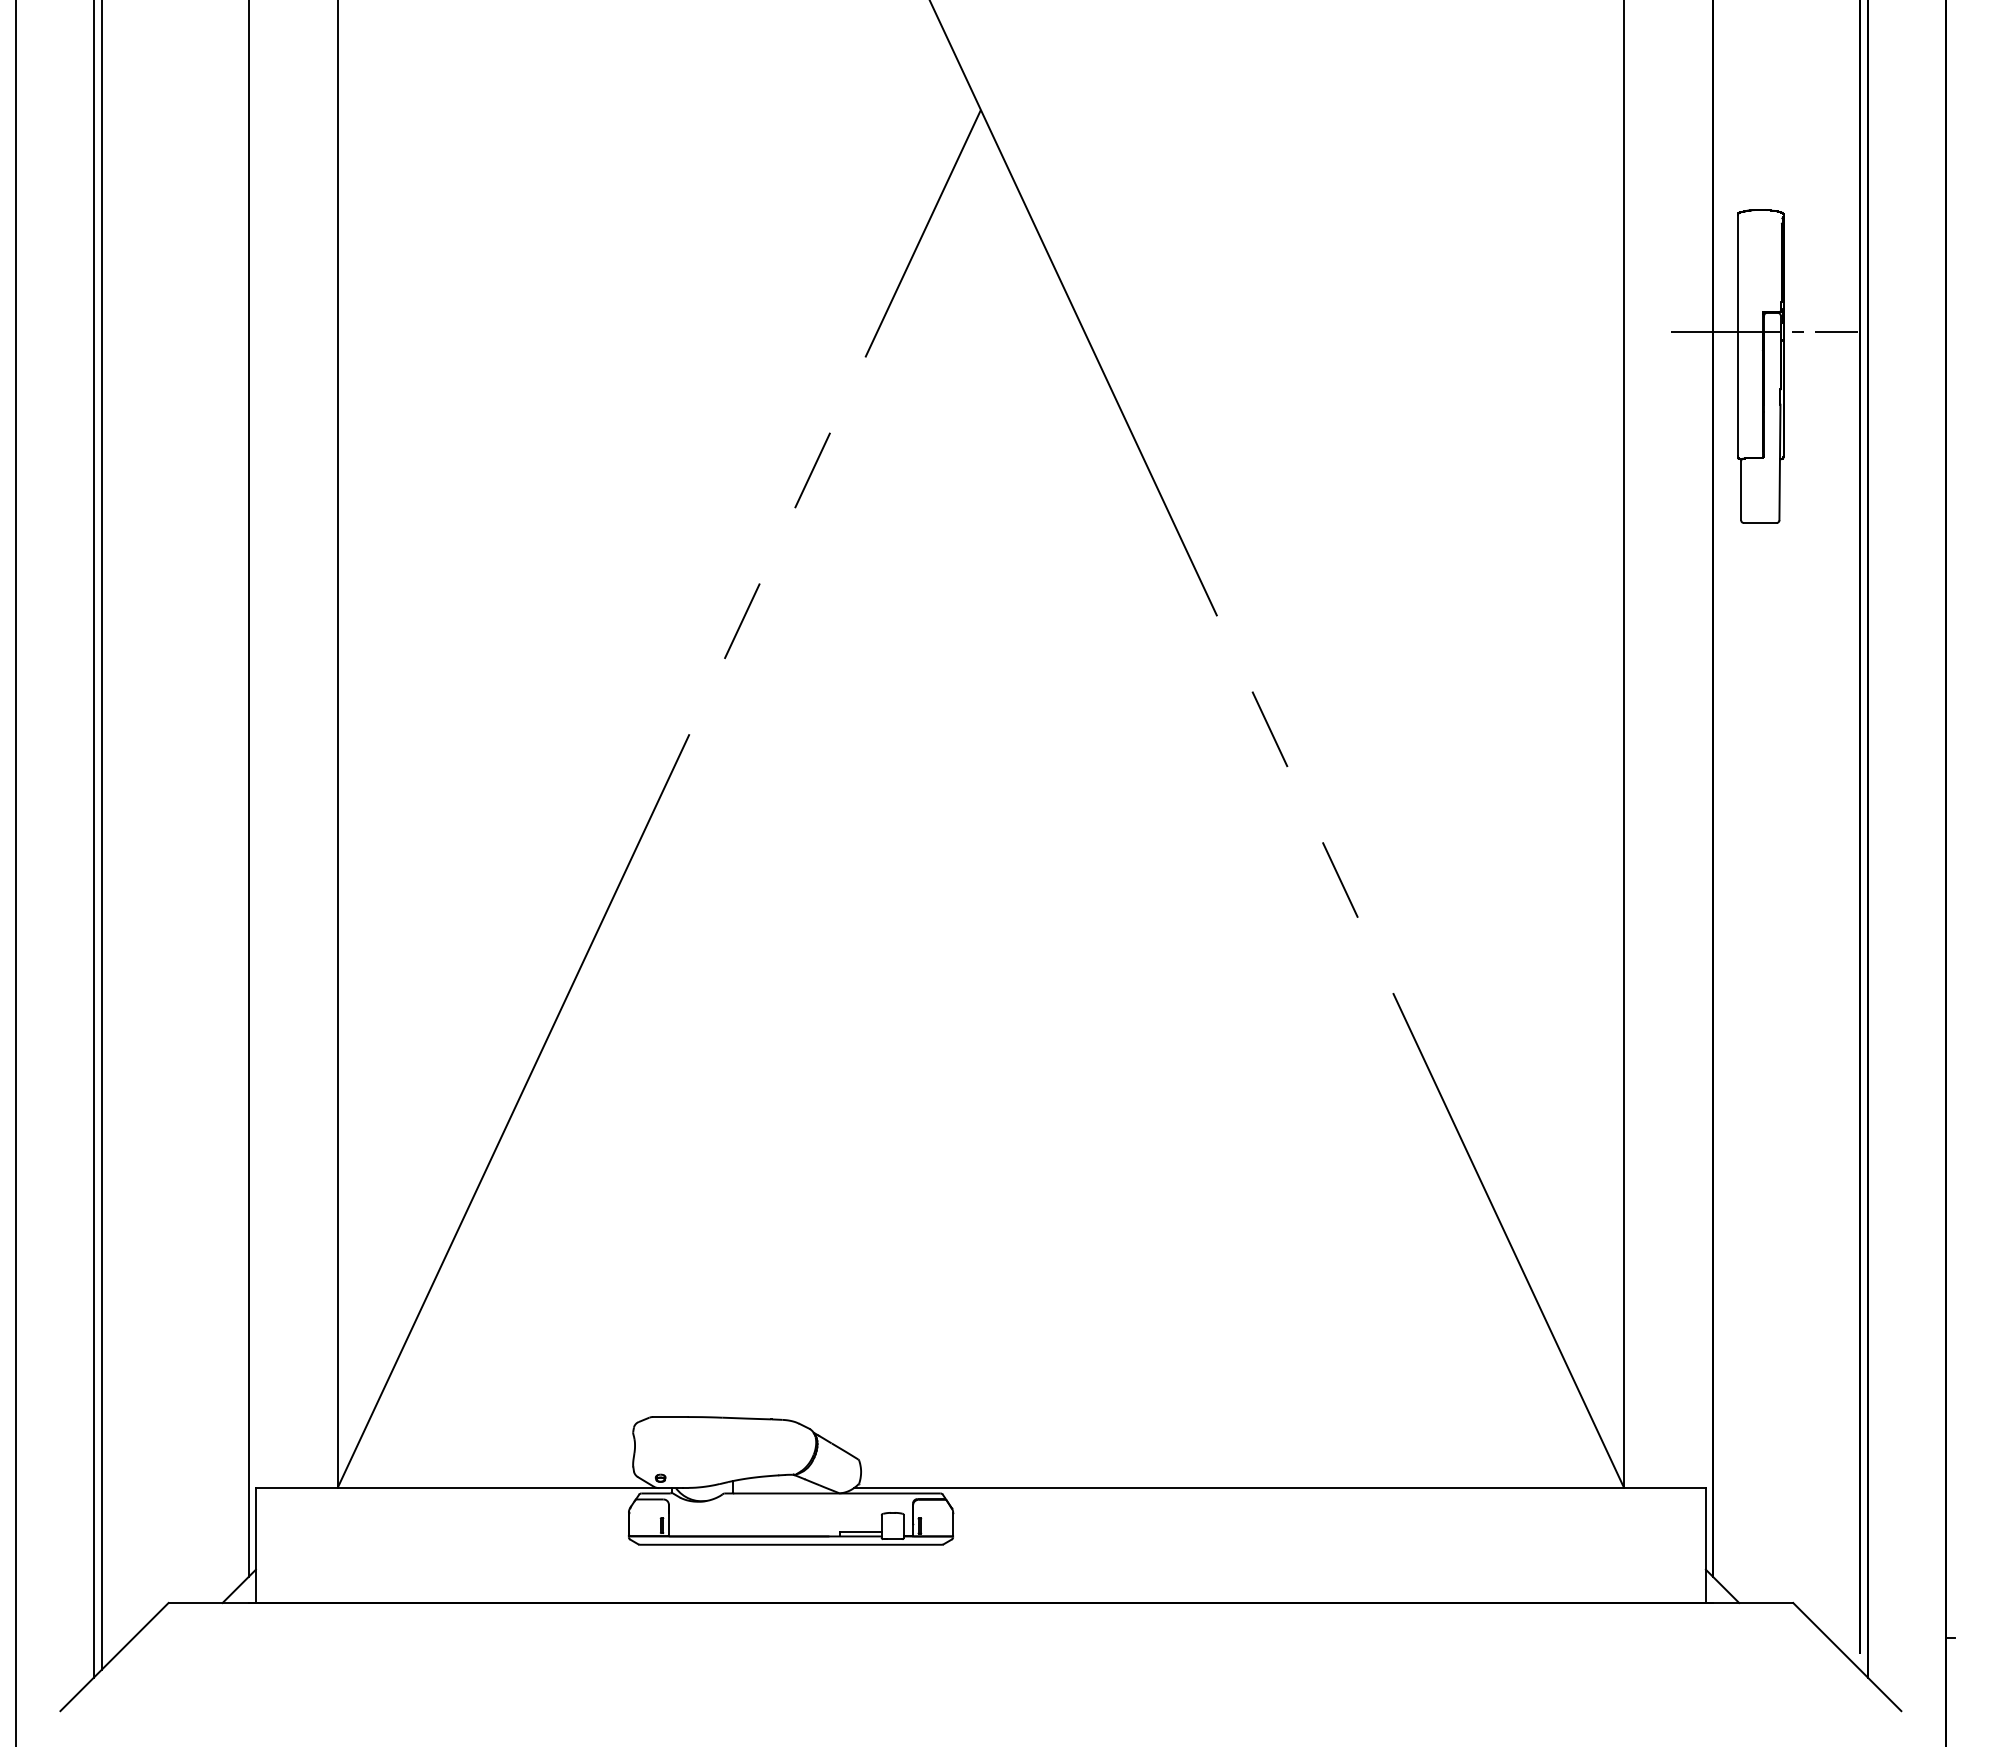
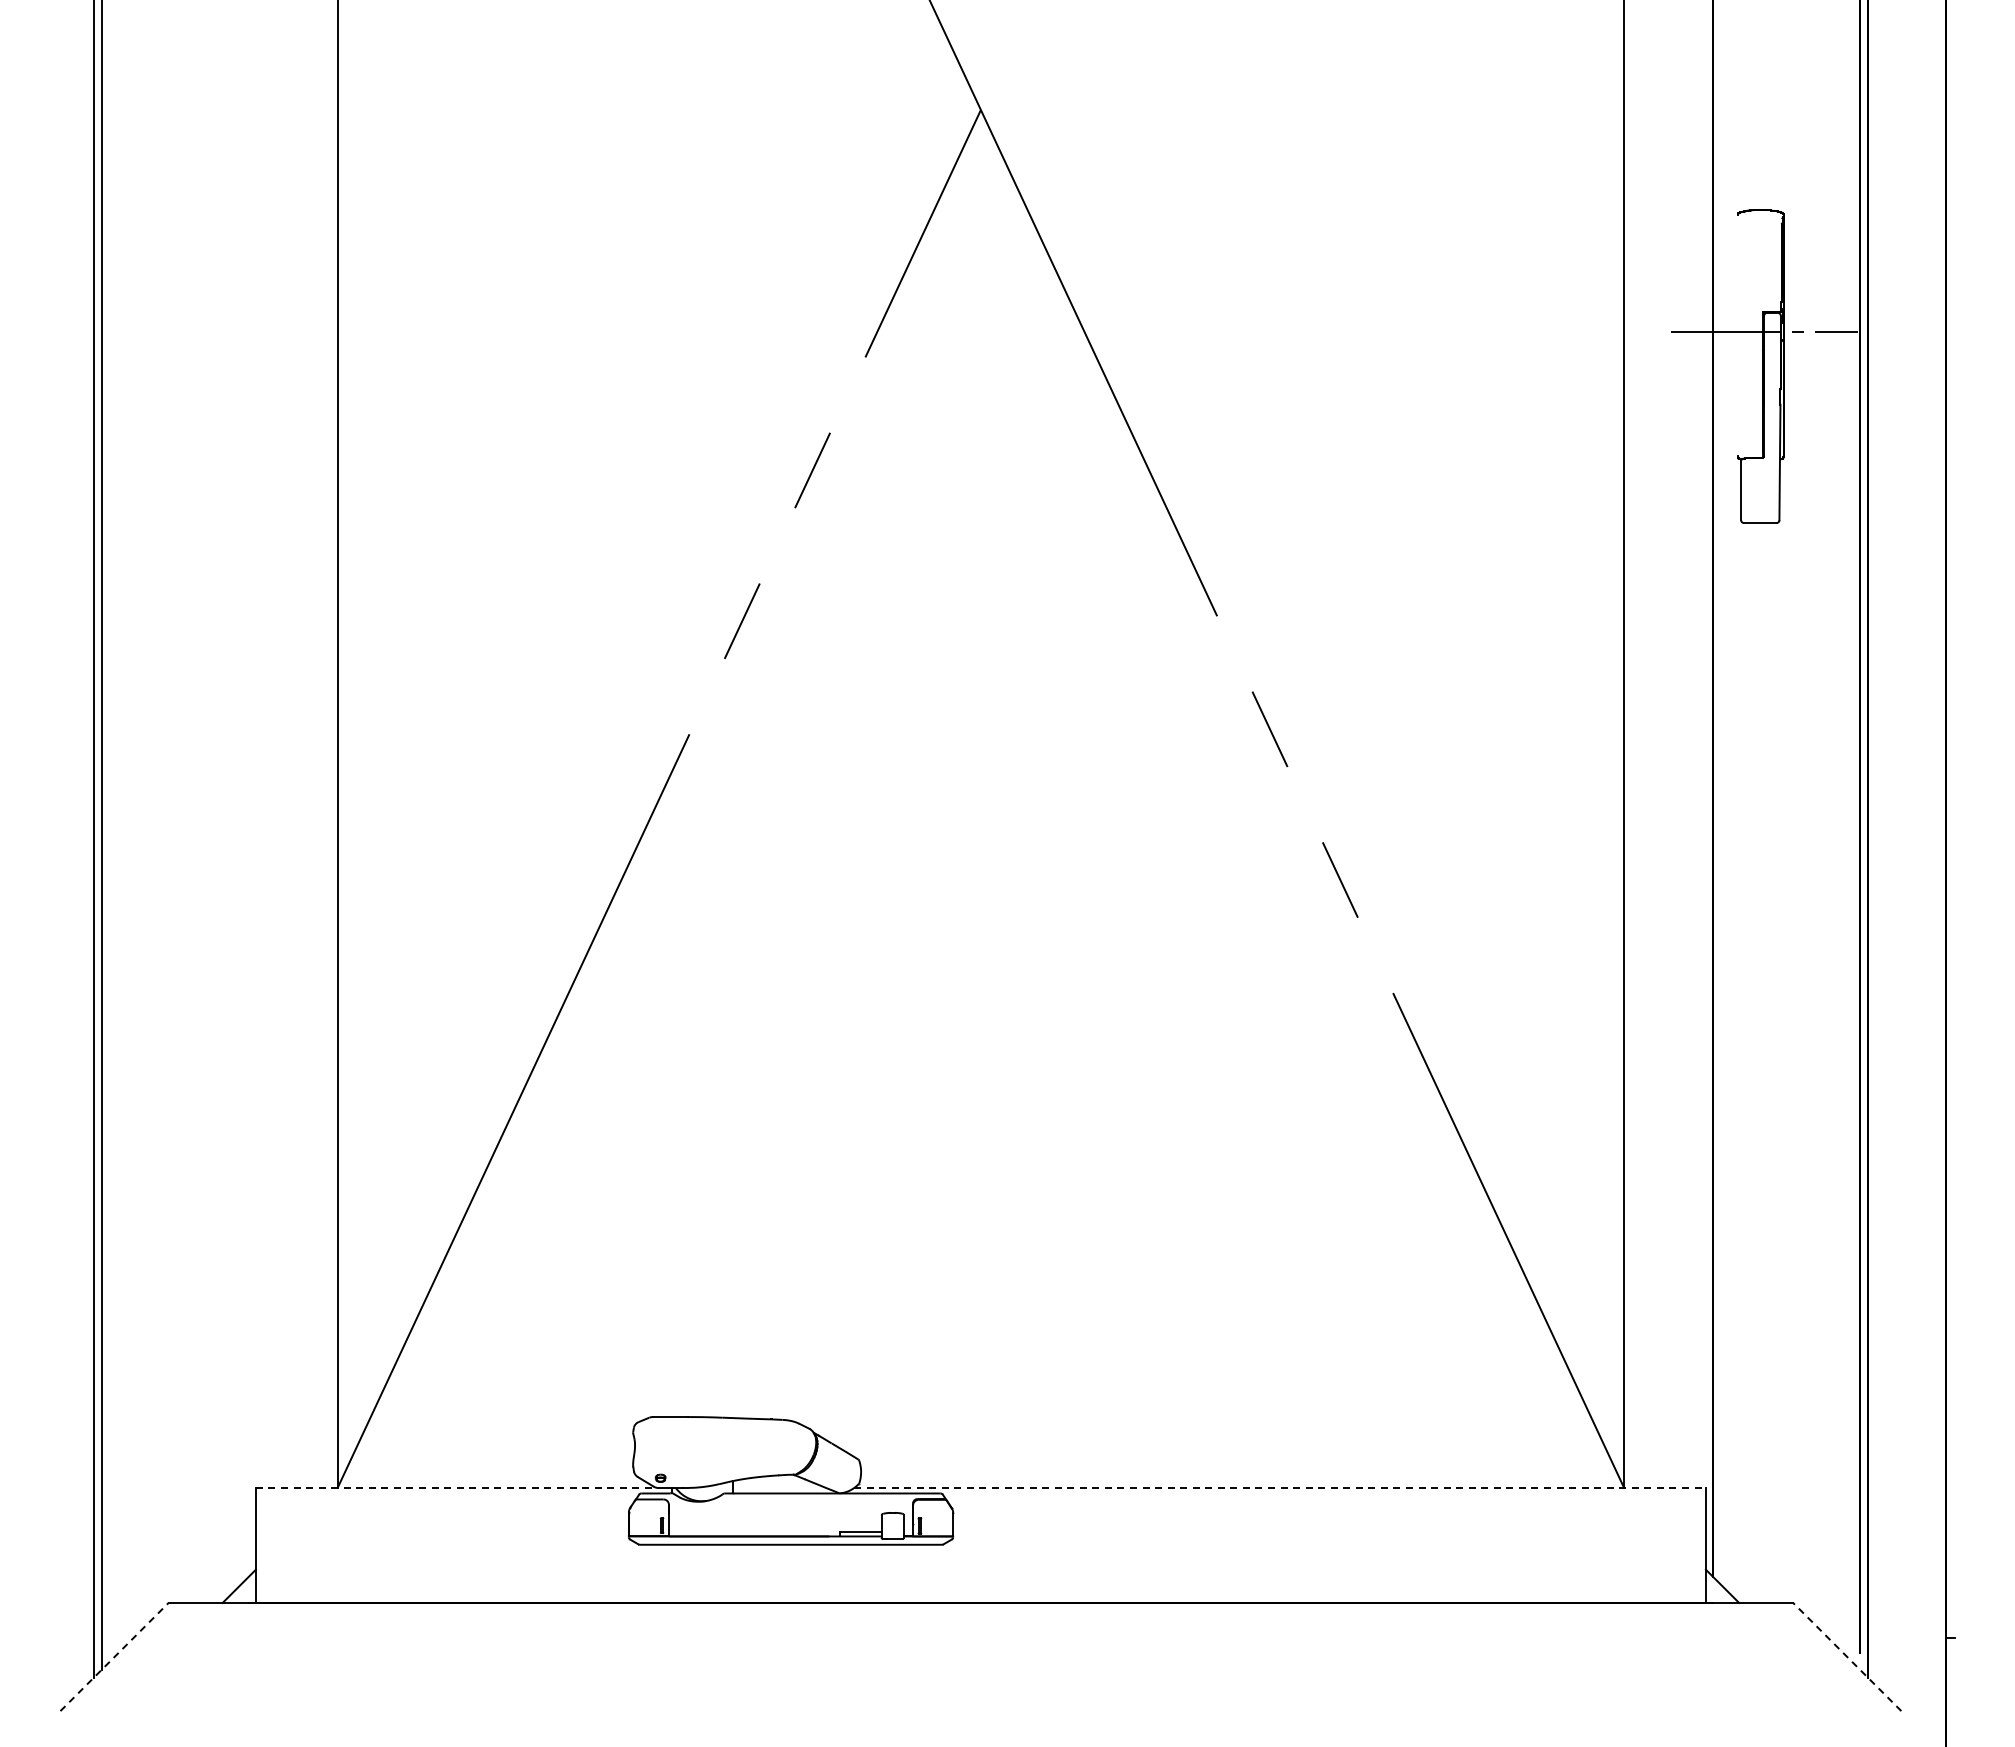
line: present -> none (1737, 335)
line: present -> none (248, 789)
line: present -> none (16, 872)
line: solid -> dashed (456, 1487)
line: solid -> dashed (1279, 1487)
line: solid -> dashed (114, 1656)
line: solid -> dashed (1846, 1656)
